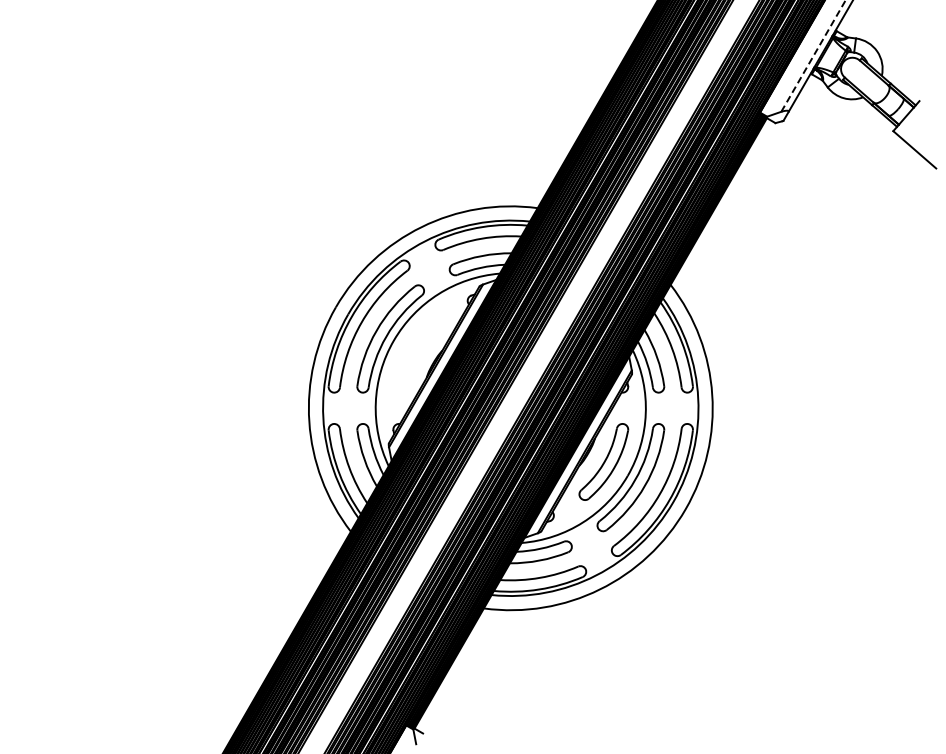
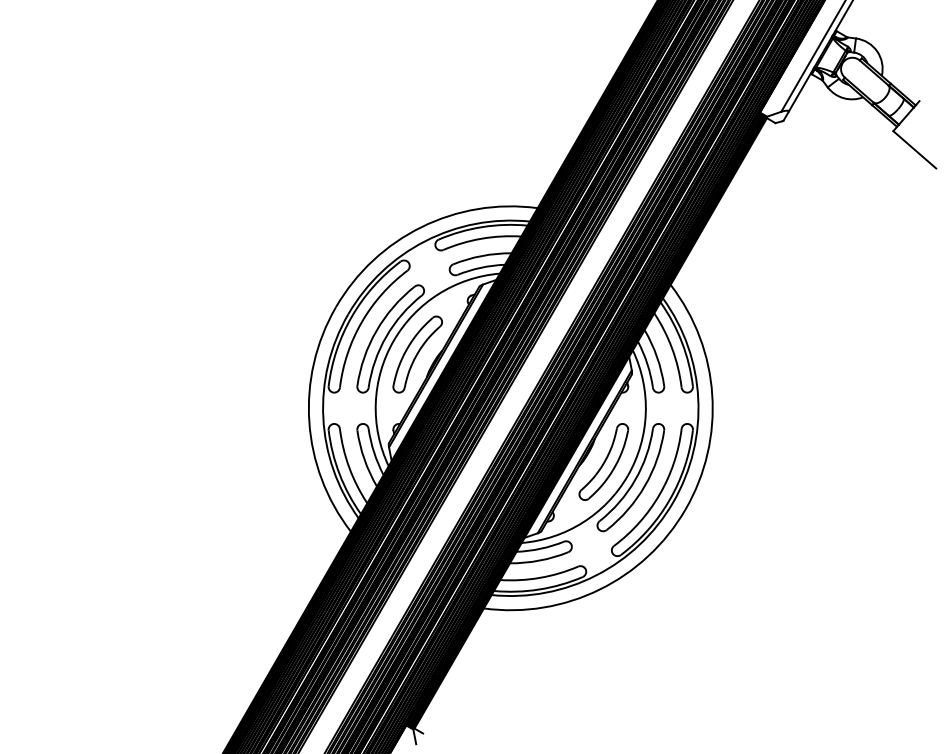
line: dashed -> solid (813, 55)
part: none -> present (417, 354)
